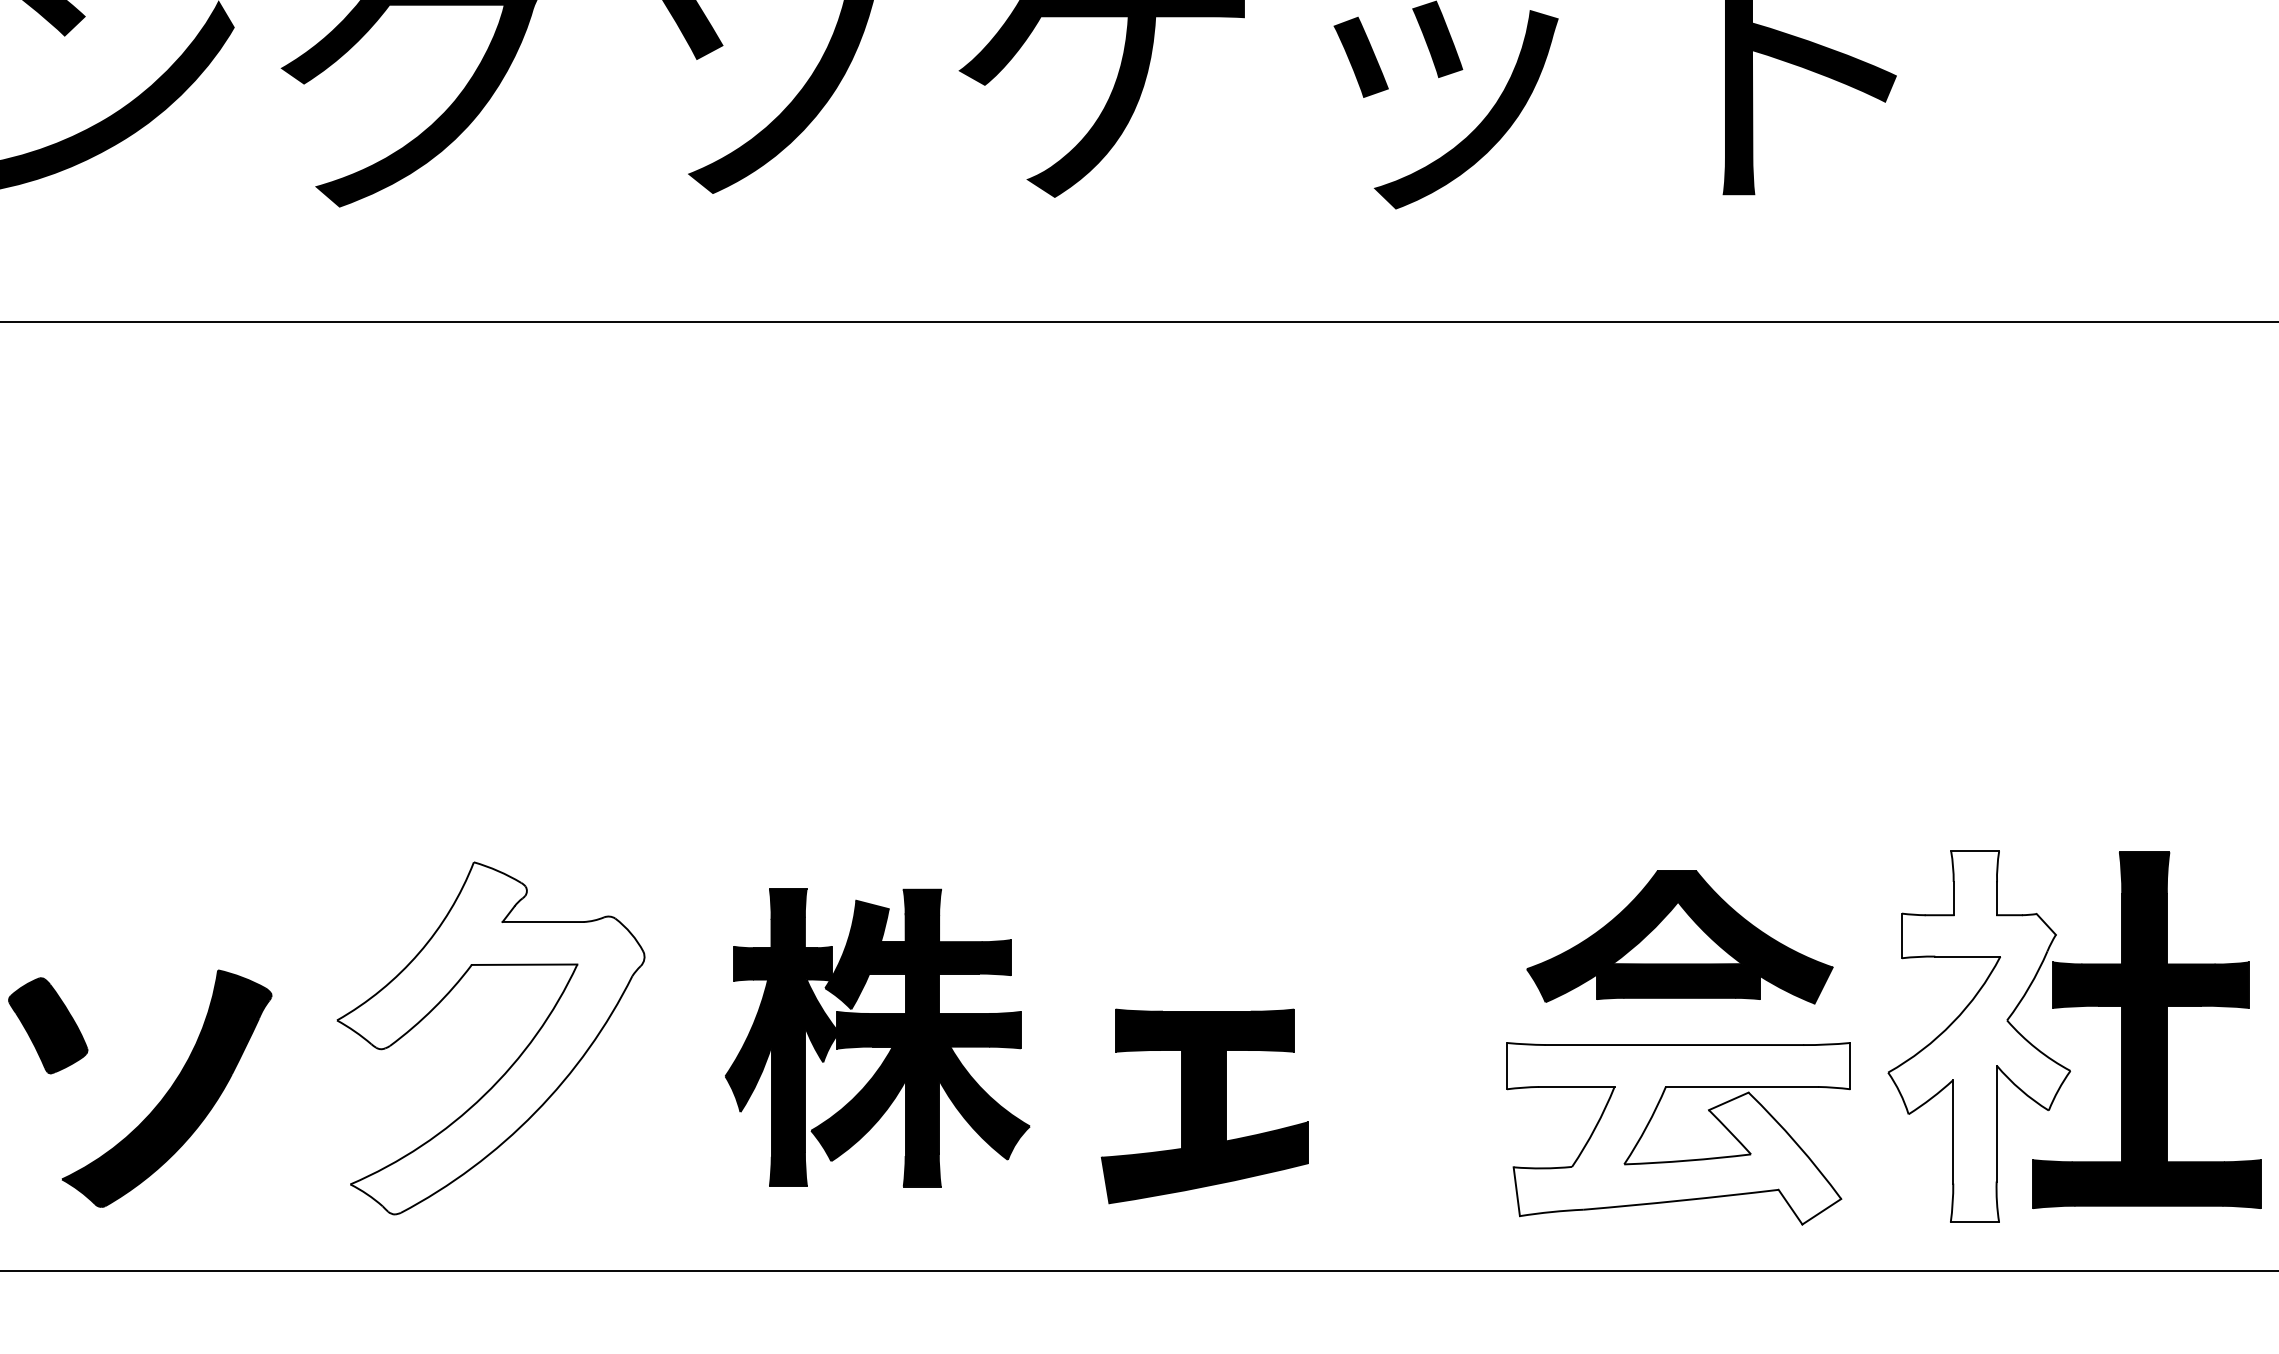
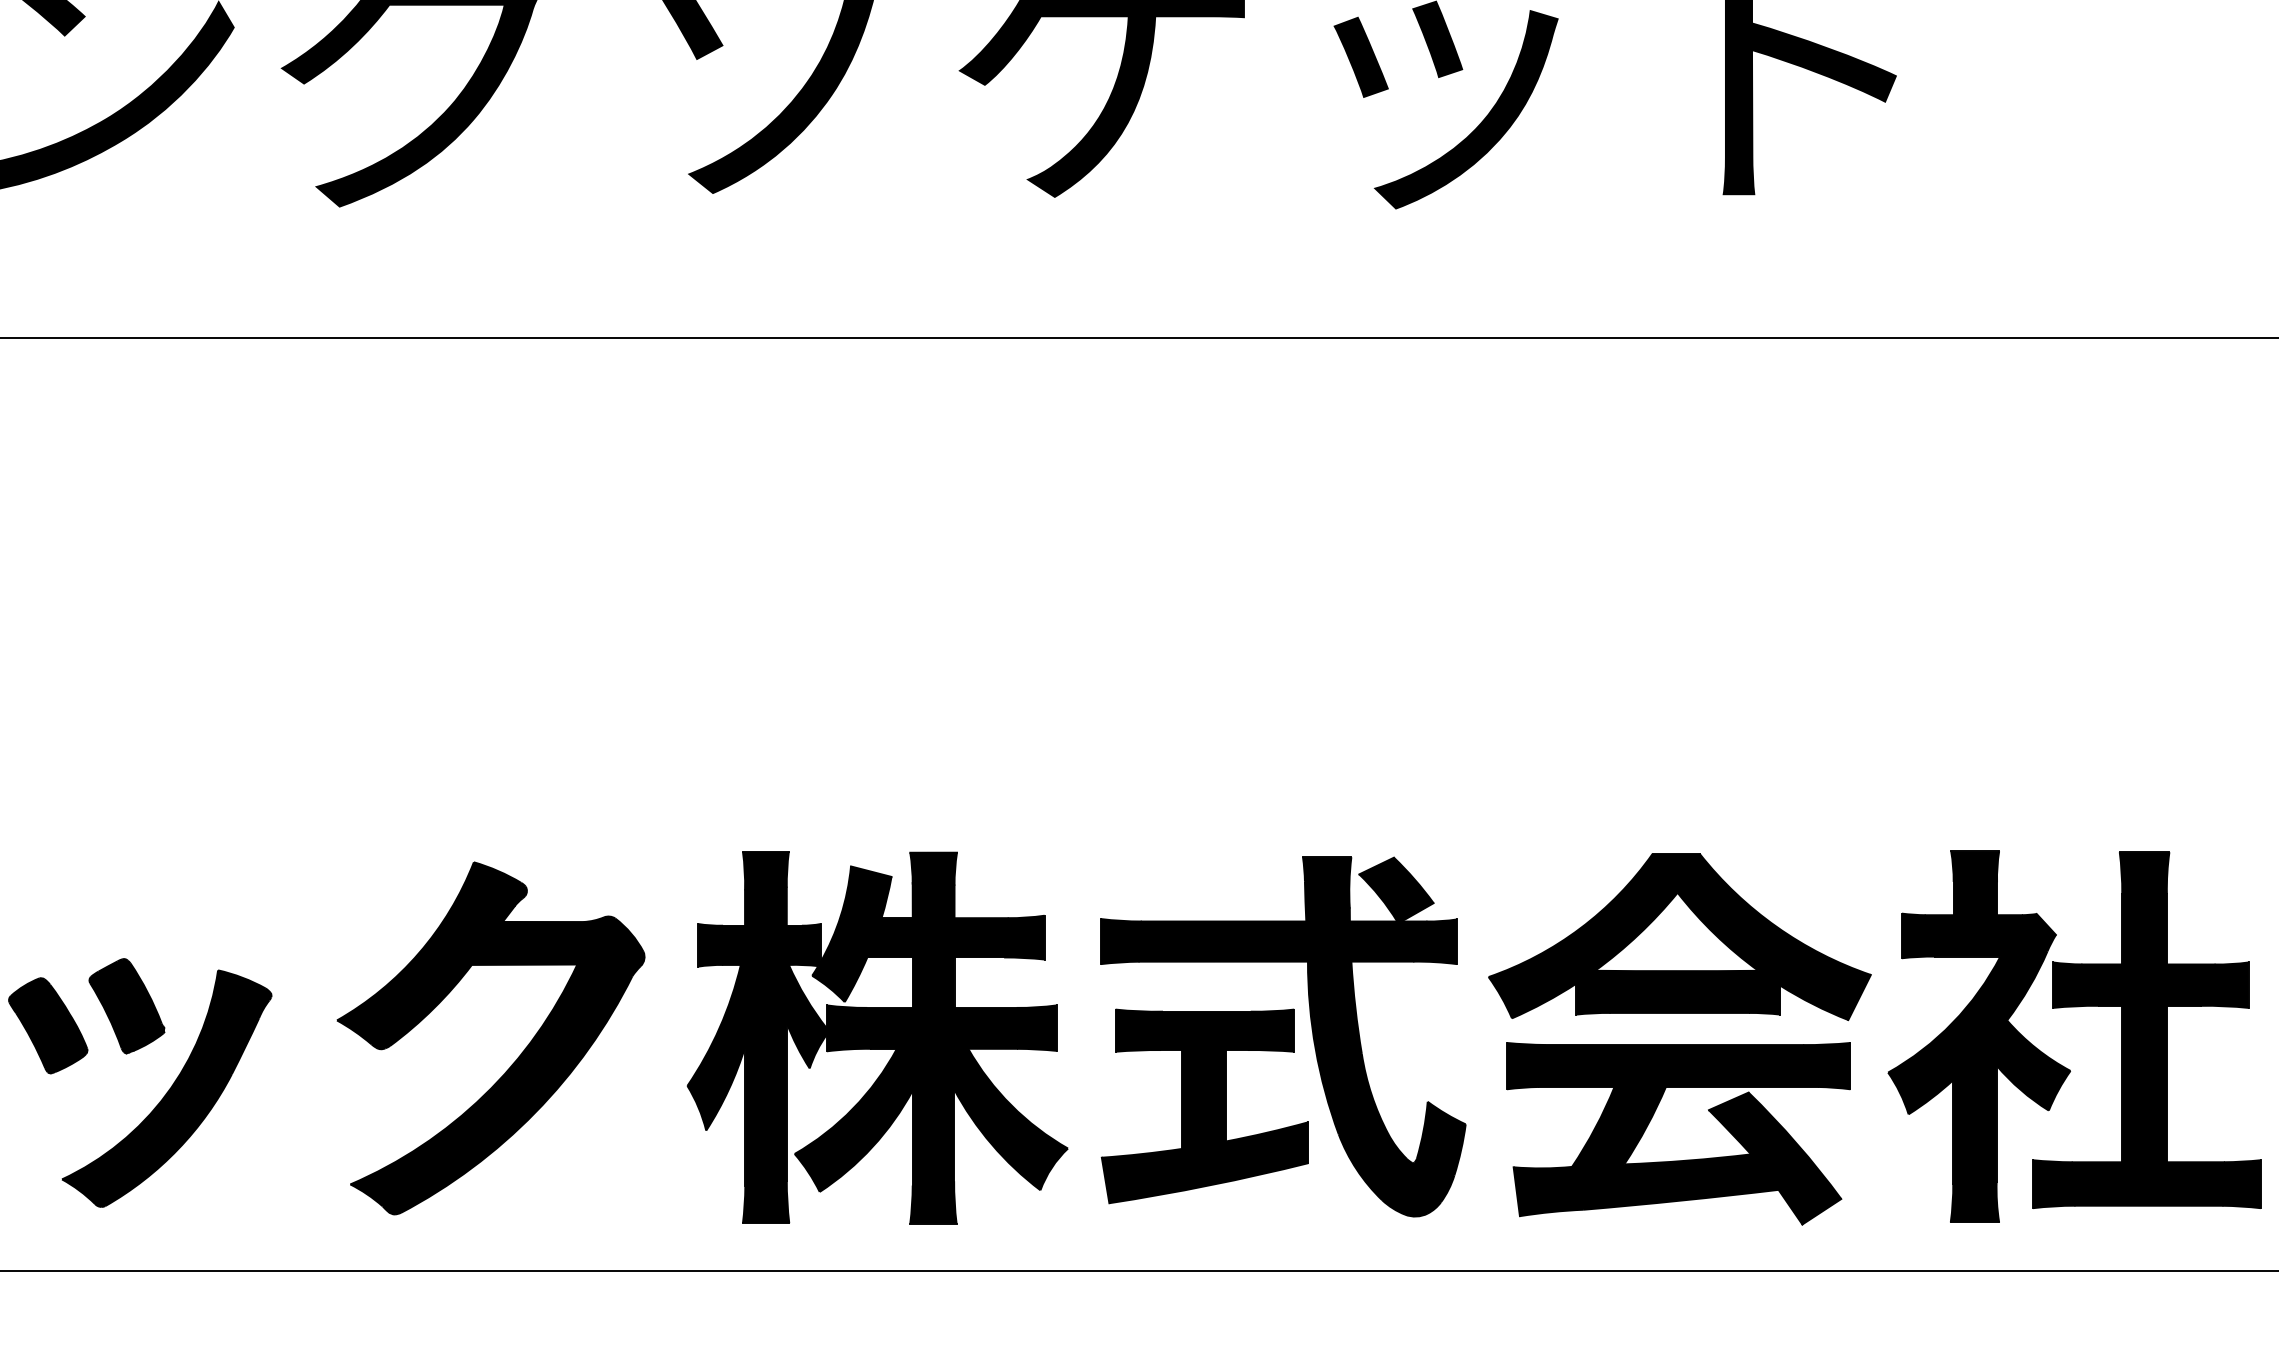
line position: (1138, 322) -> (1138, 338) (1138, 338)
part size: 308x135 px -> 384x169 px (1679, 937)
part: none -> present (126, 1006)
part: none -> present (1311, 1030)
fill: none -> present (1979, 1036)
part size: 306x300 px -> 383x374 px (877, 1037)
fill: none -> present (490, 1038)
fill: none -> present (1678, 1133)
